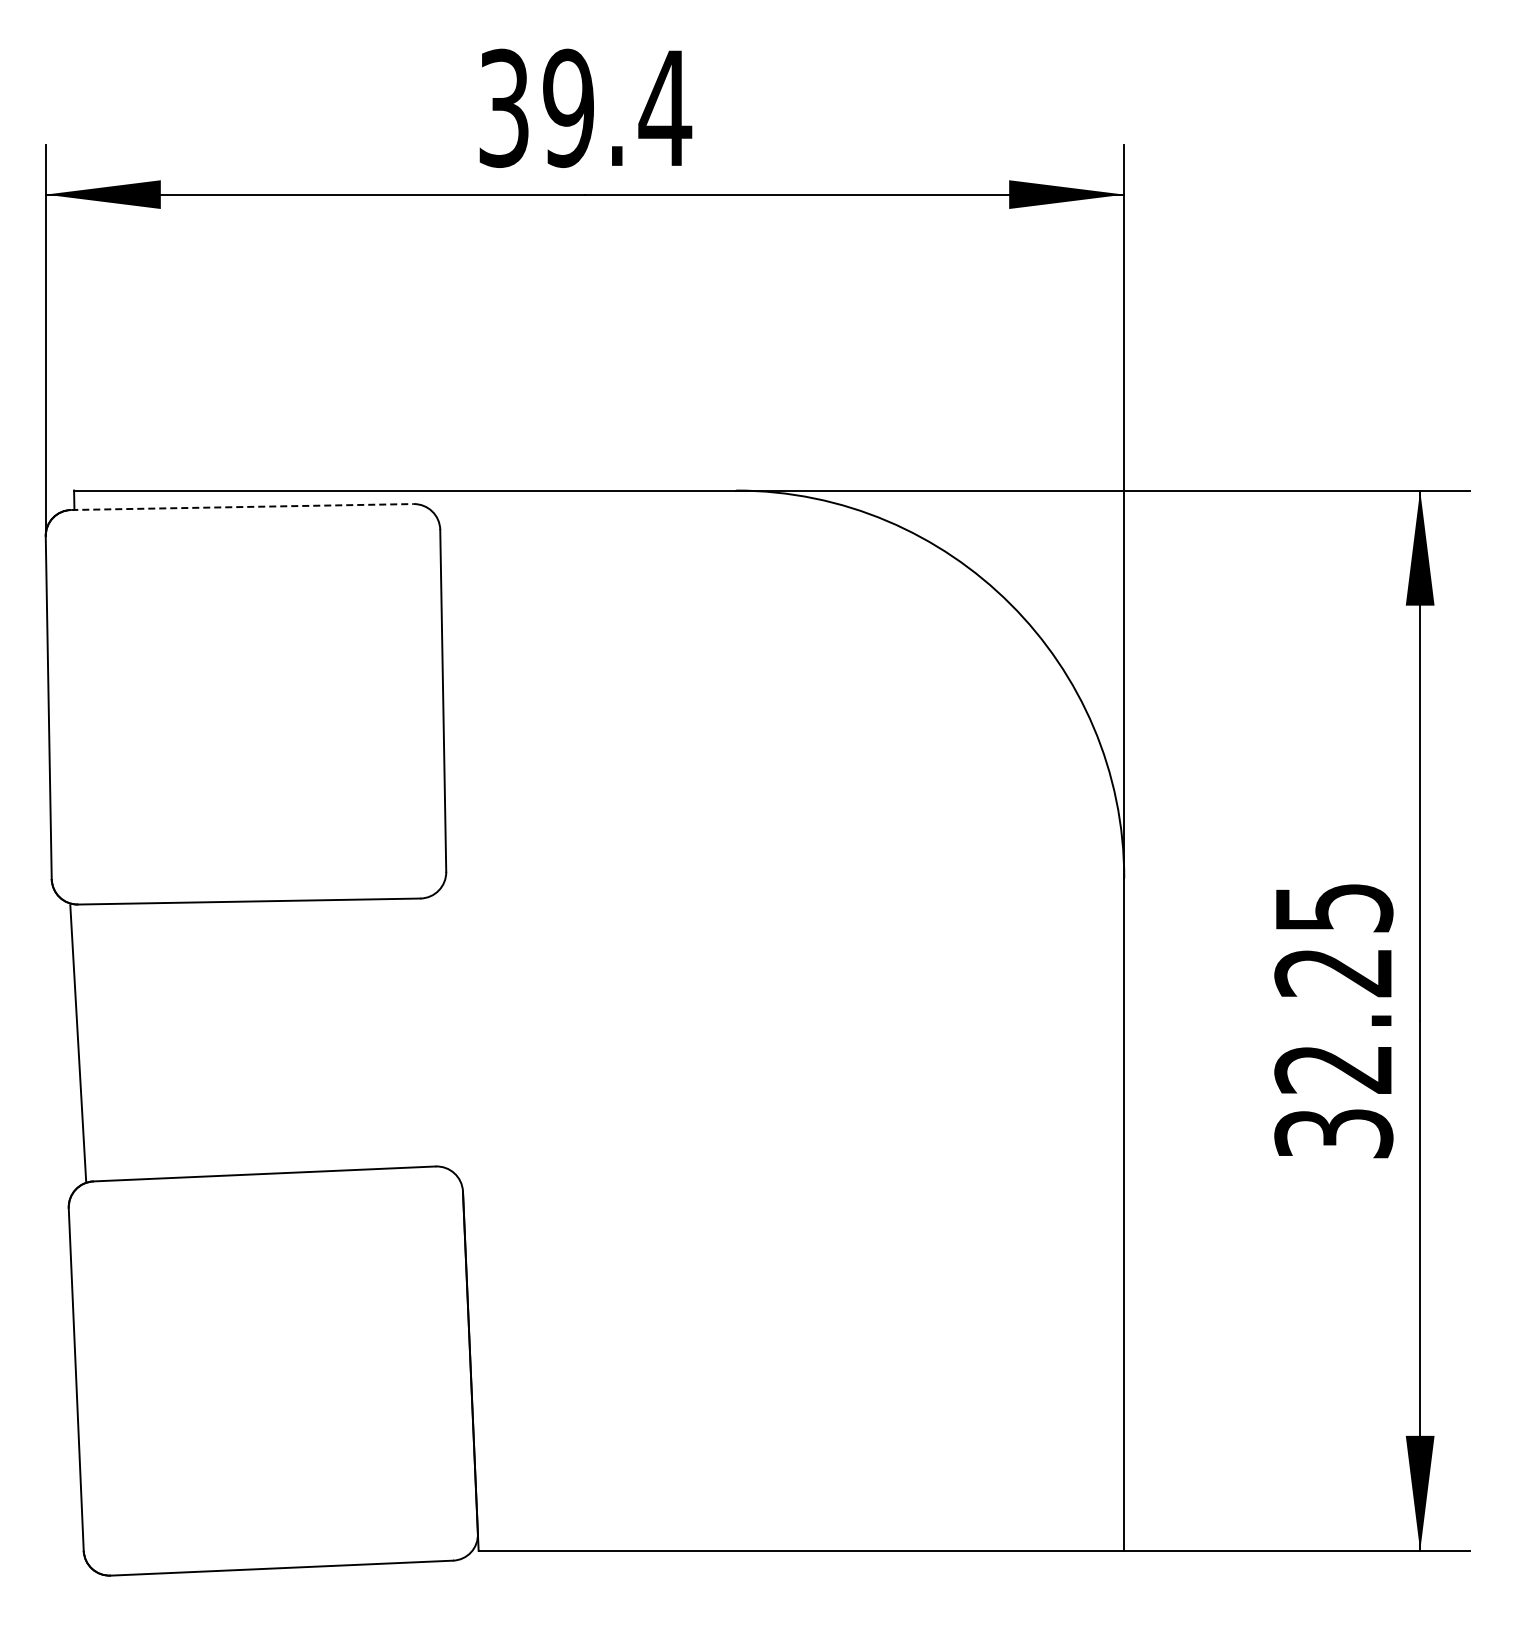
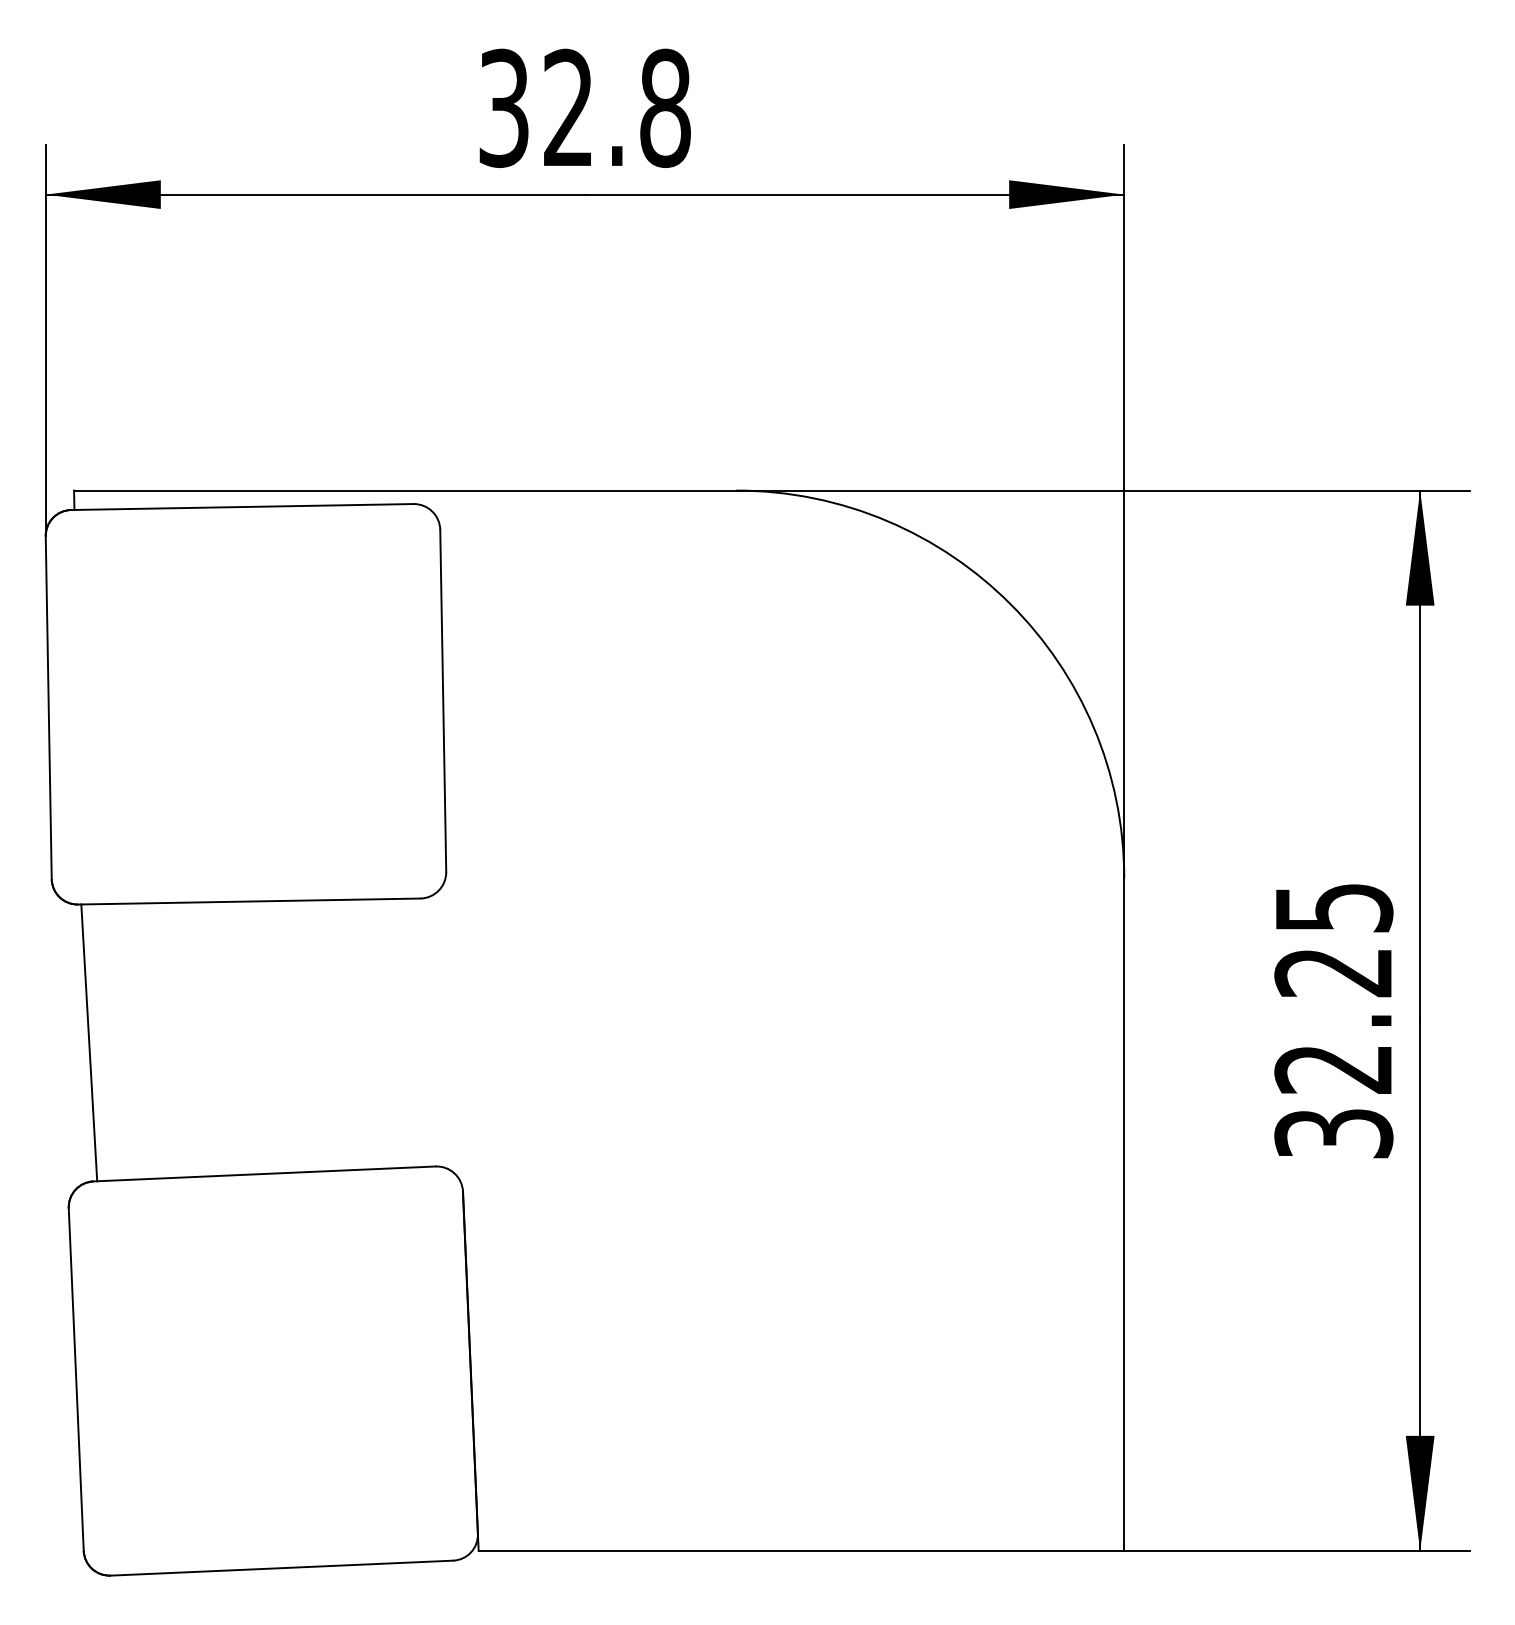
text: 39.4 -> 32.8 (617, 107)
line: dashed -> solid (242, 507)
line position: (78, 1043) -> (89, 1042) (89, 1042)
